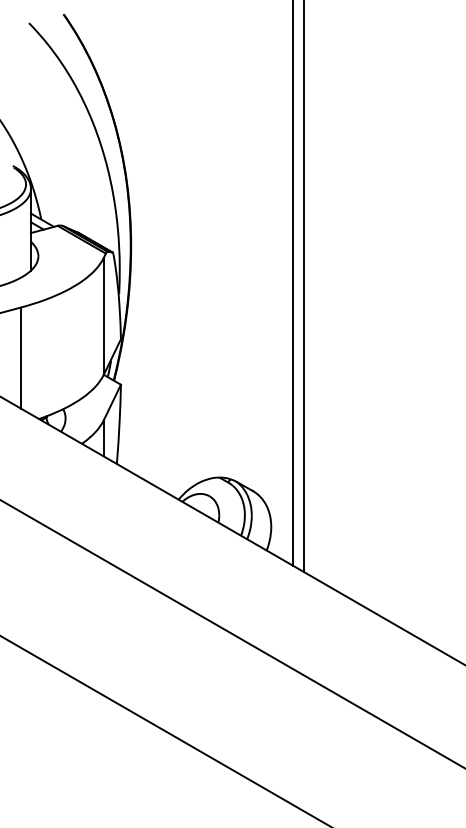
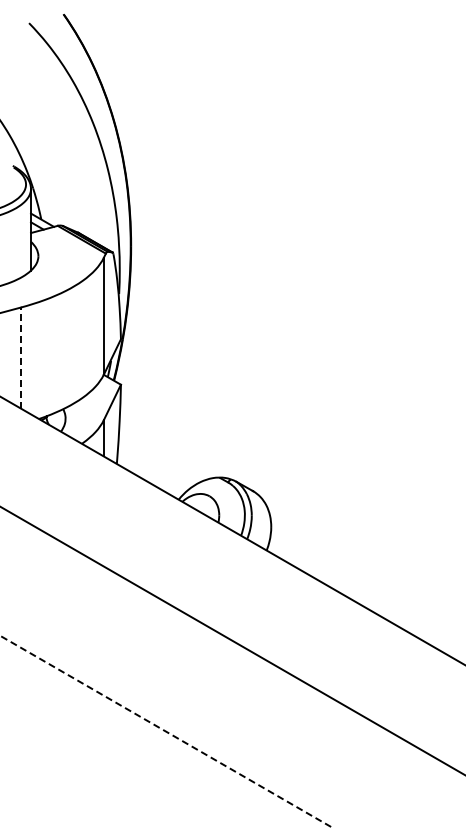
line: present -> none (292, 283)
line: present -> none (303, 286)
line: solid -> dashed (20, 358)
line position: (232, 634) -> (232, 640) (232, 640)
line: solid -> dashed (165, 731)
